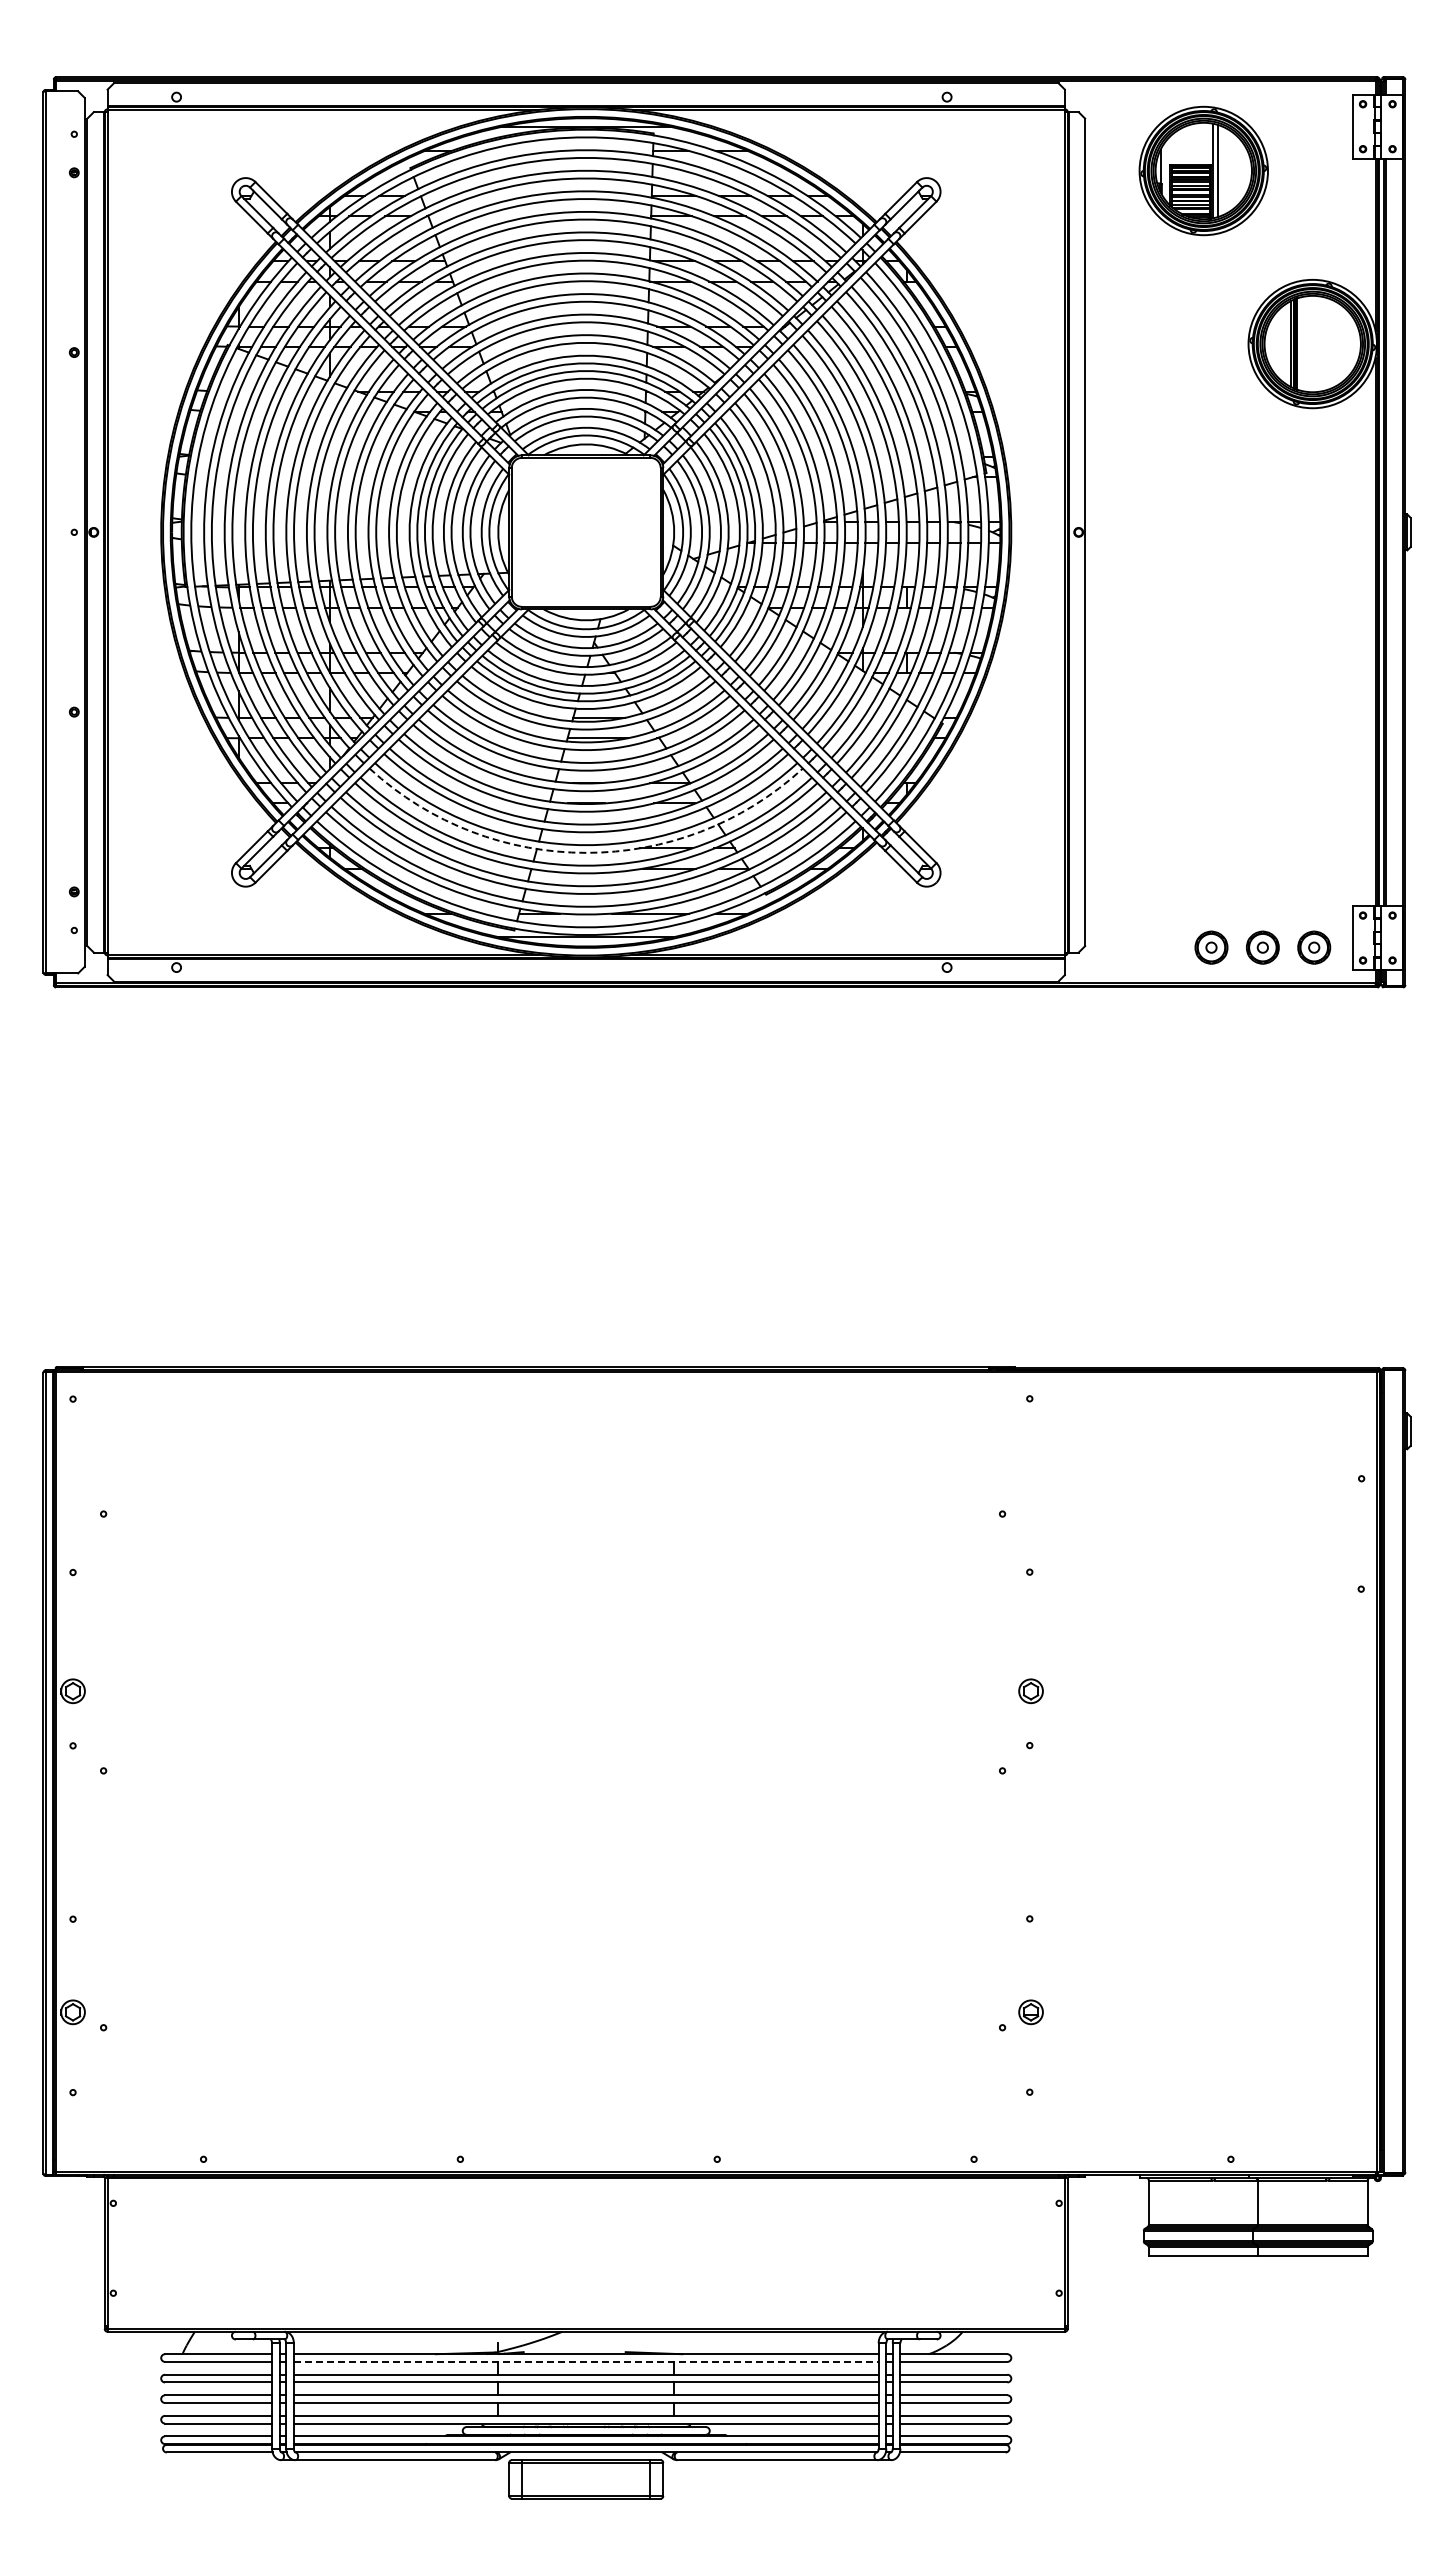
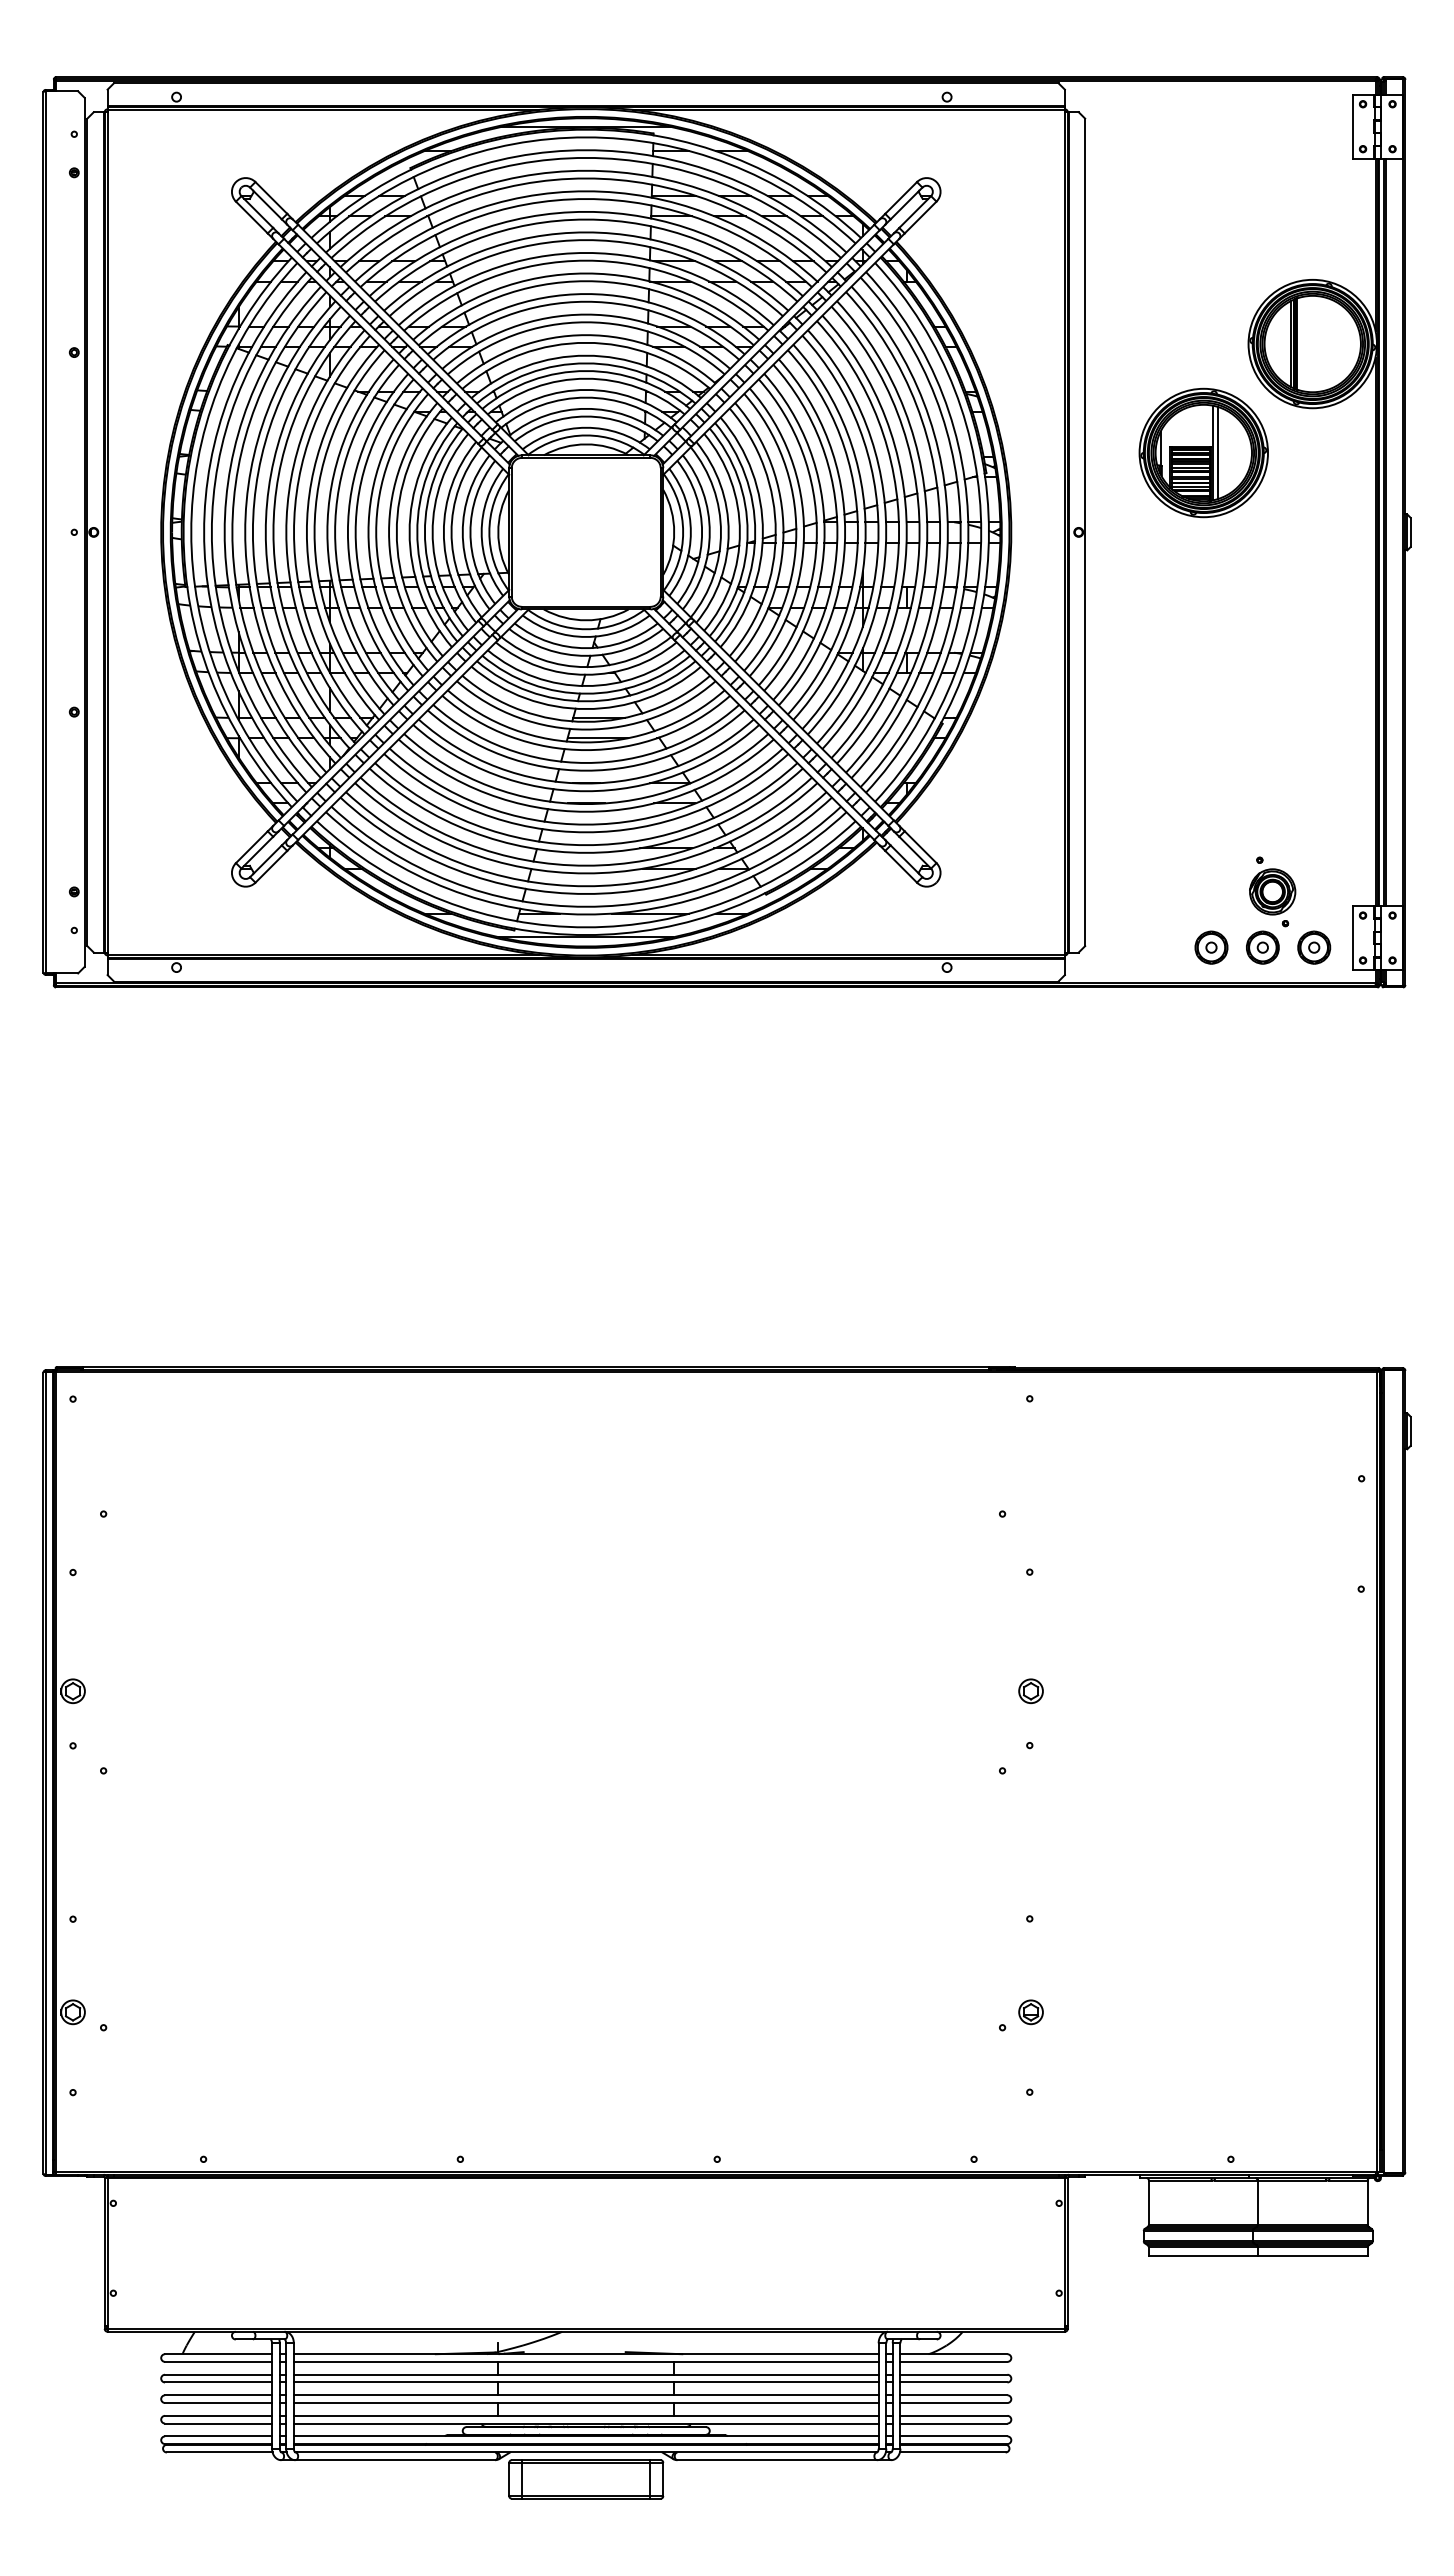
part position: (1203, 170) -> (1203, 452) (1203, 452)
arc: dashed -> solid (586, 852)
part: none -> present (1272, 891)
line: dashed -> solid (586, 2361)
